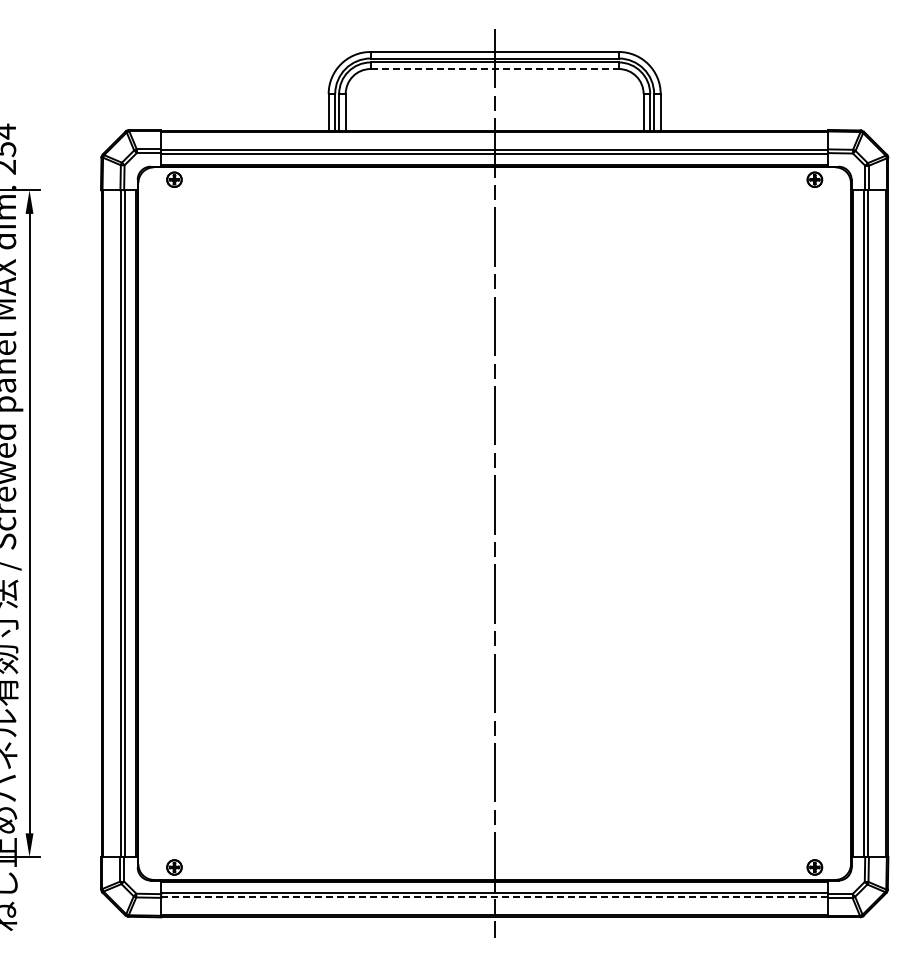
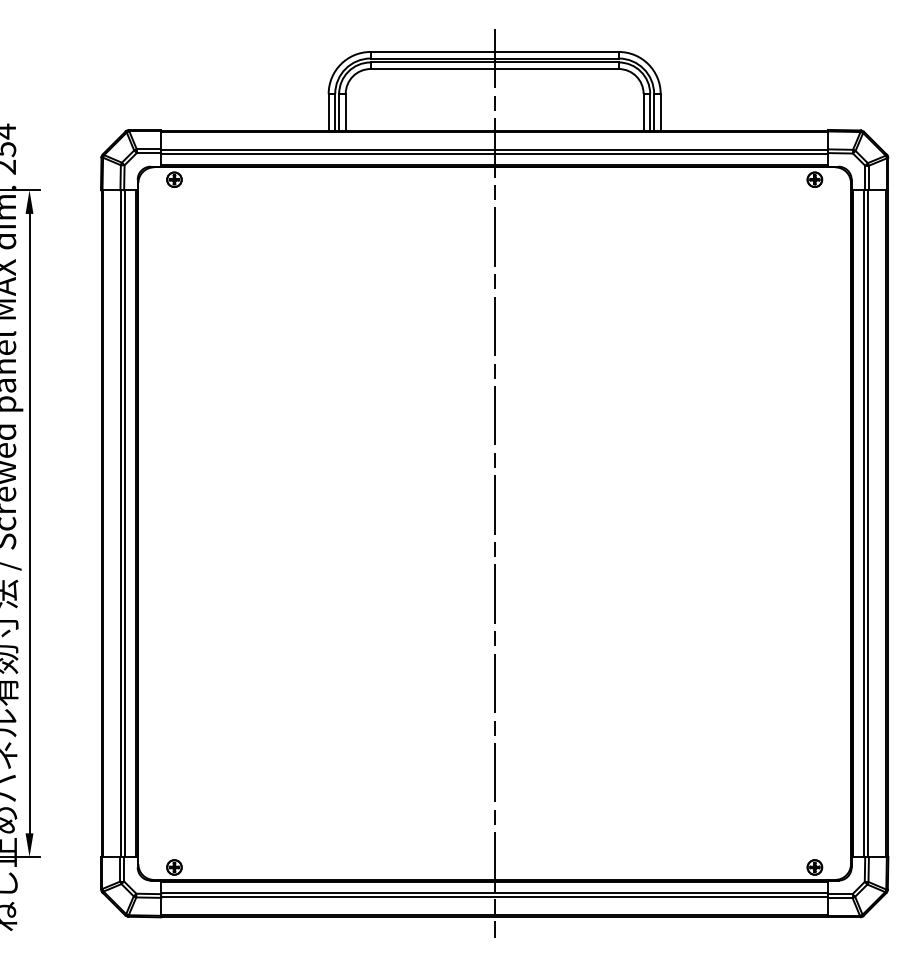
line: dashed -> solid (495, 69)
line: dashed -> solid (495, 897)
